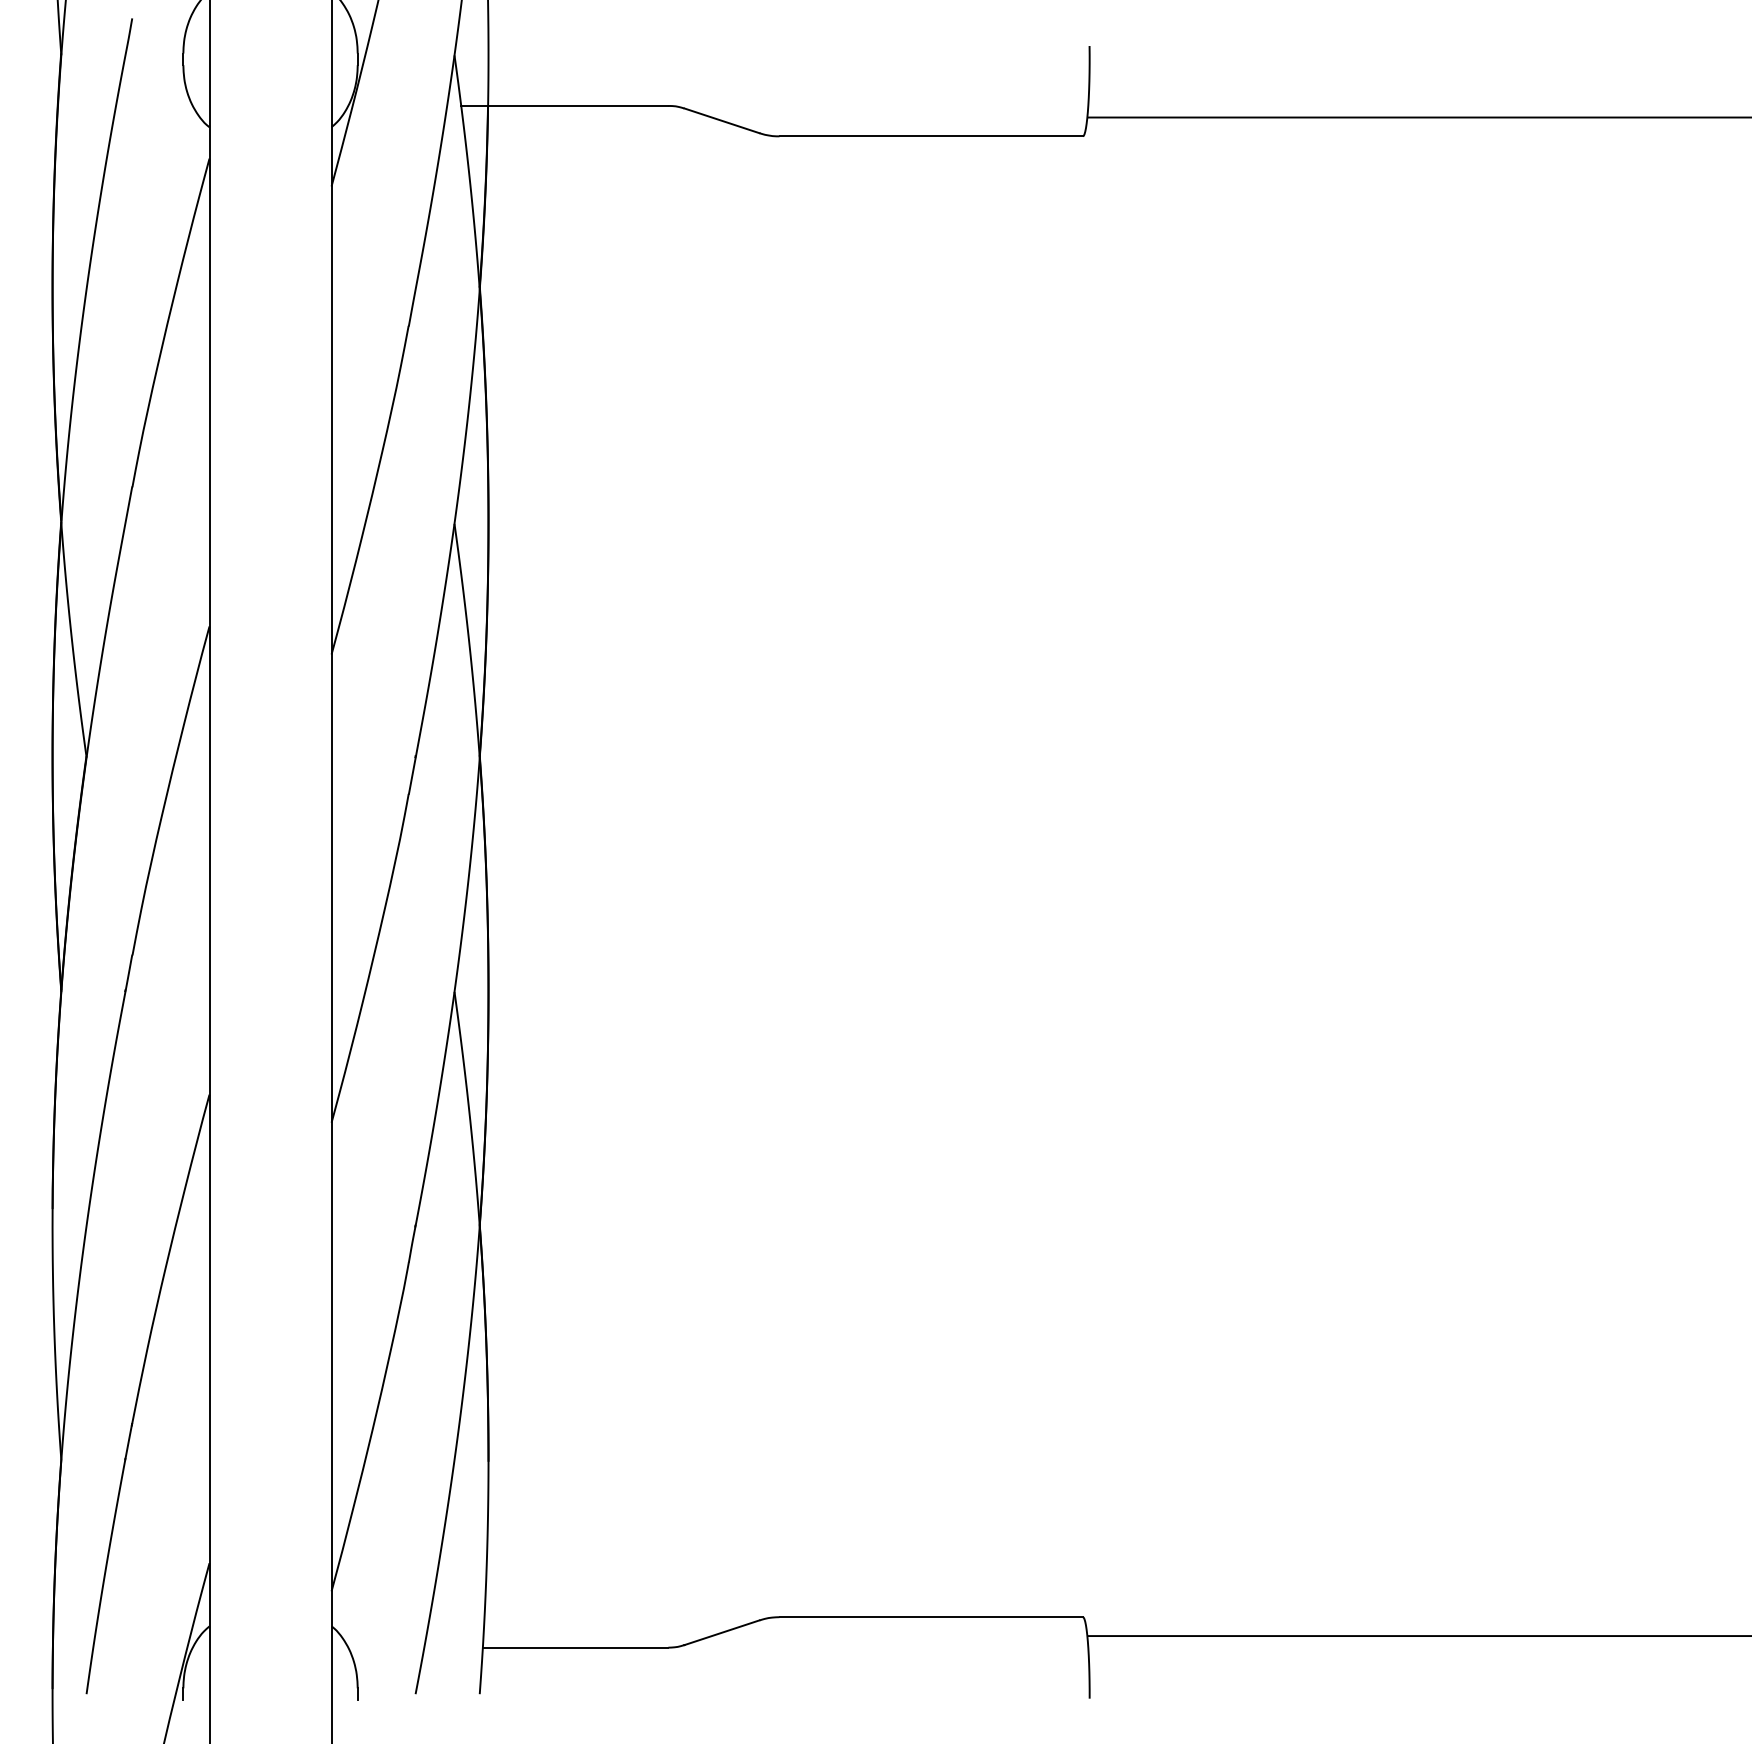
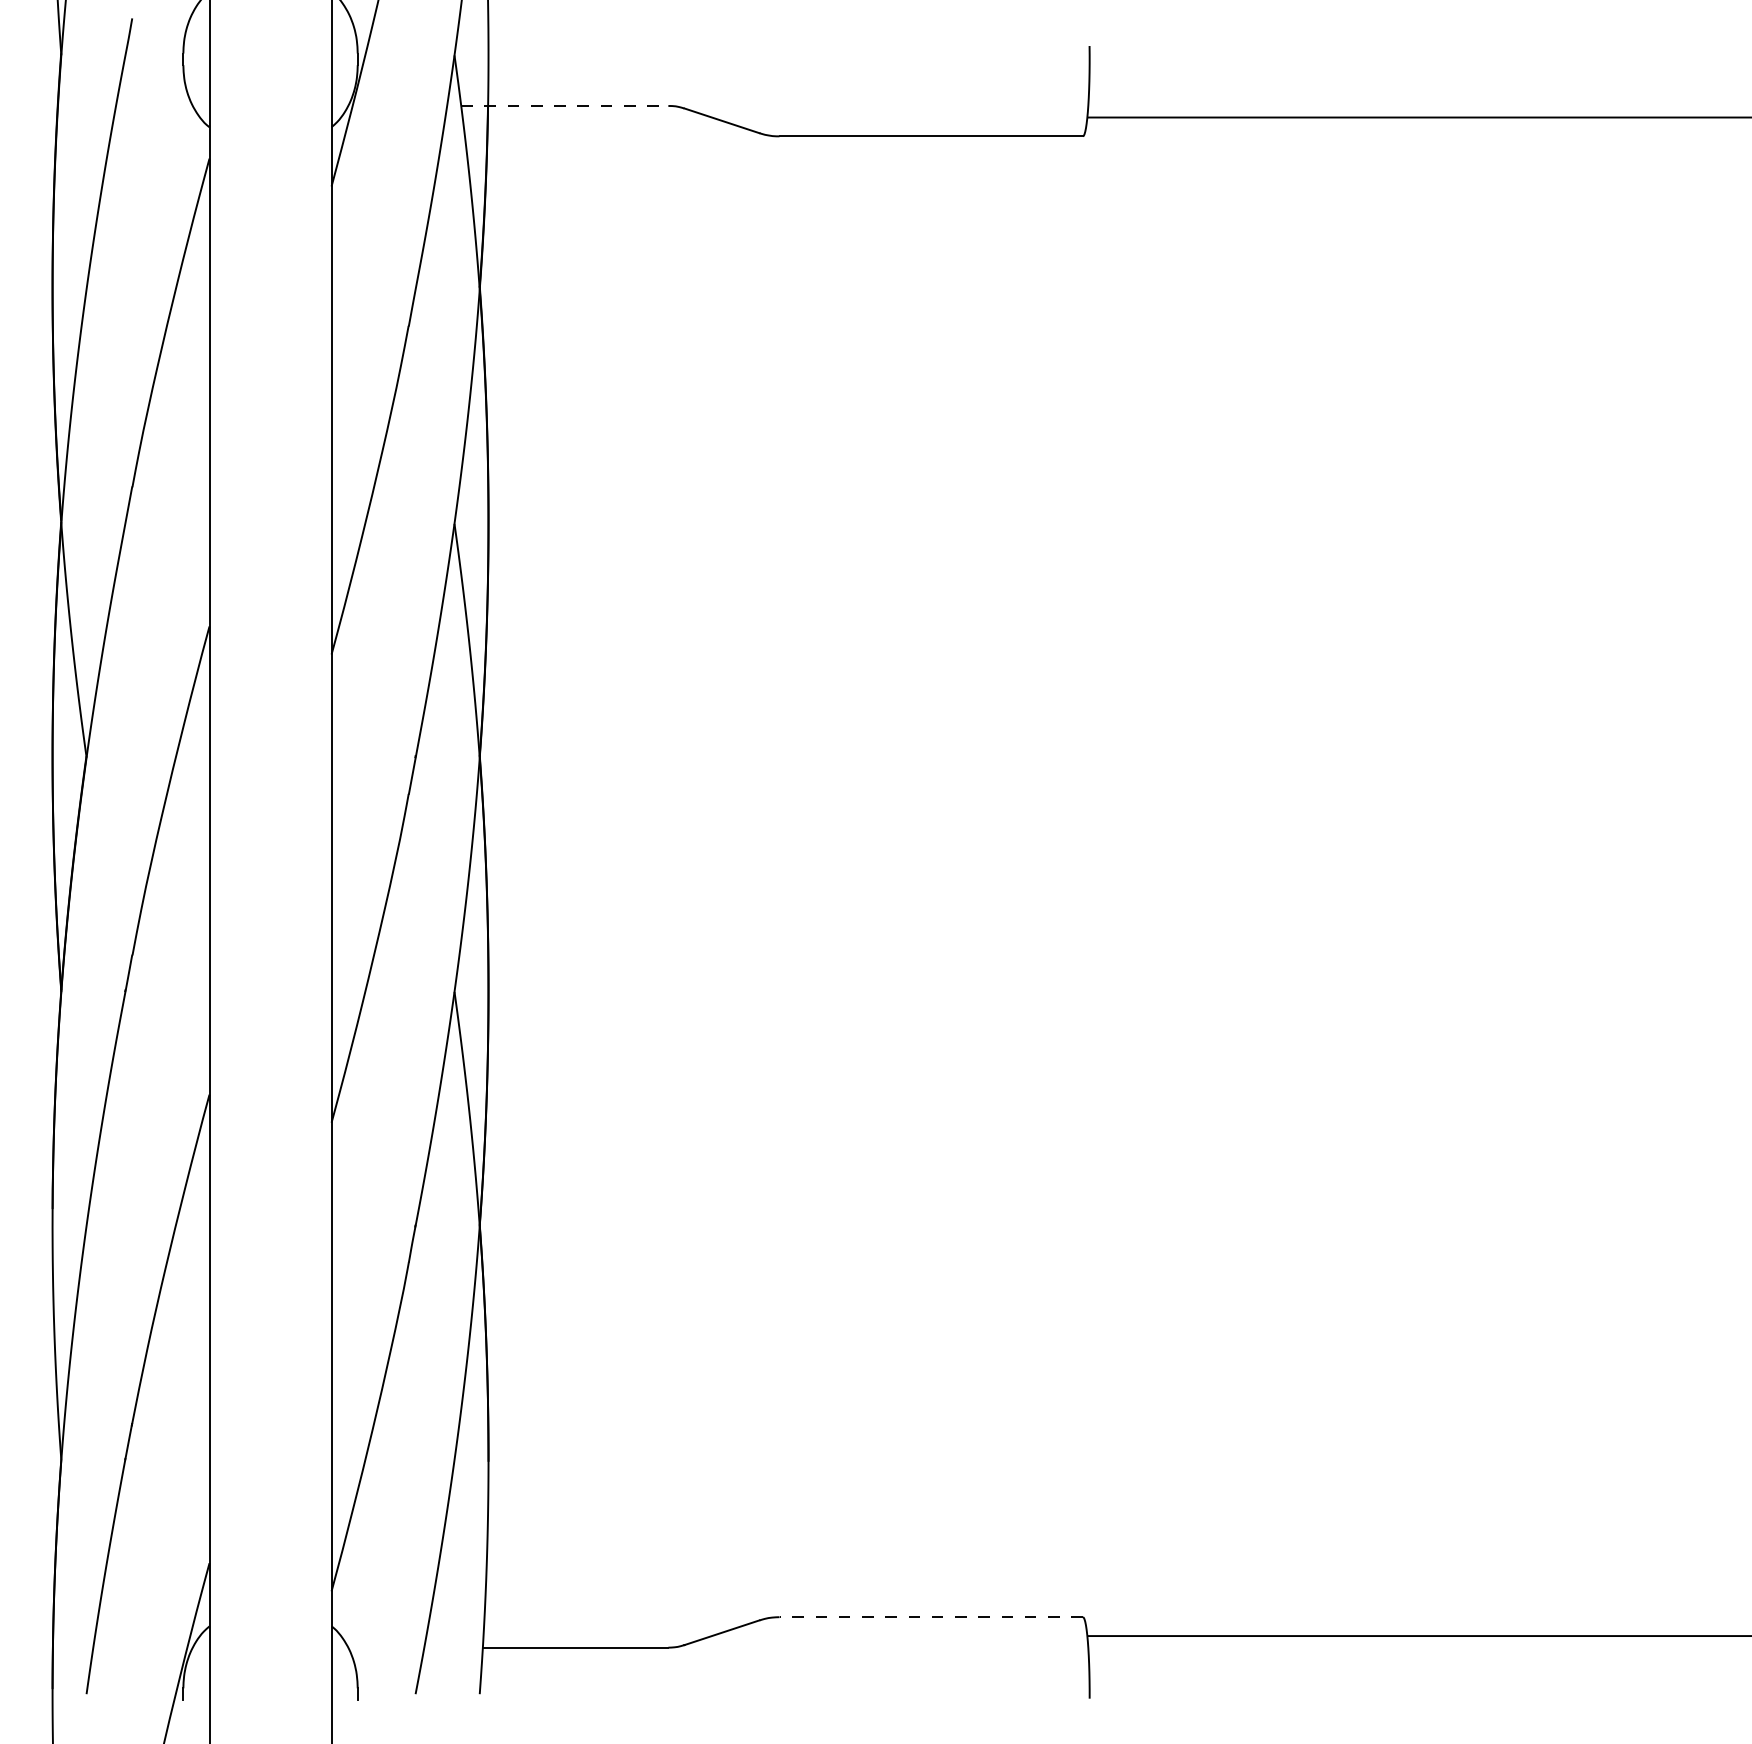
line: solid -> dashed (564, 105)
line: solid -> dashed (931, 1617)
